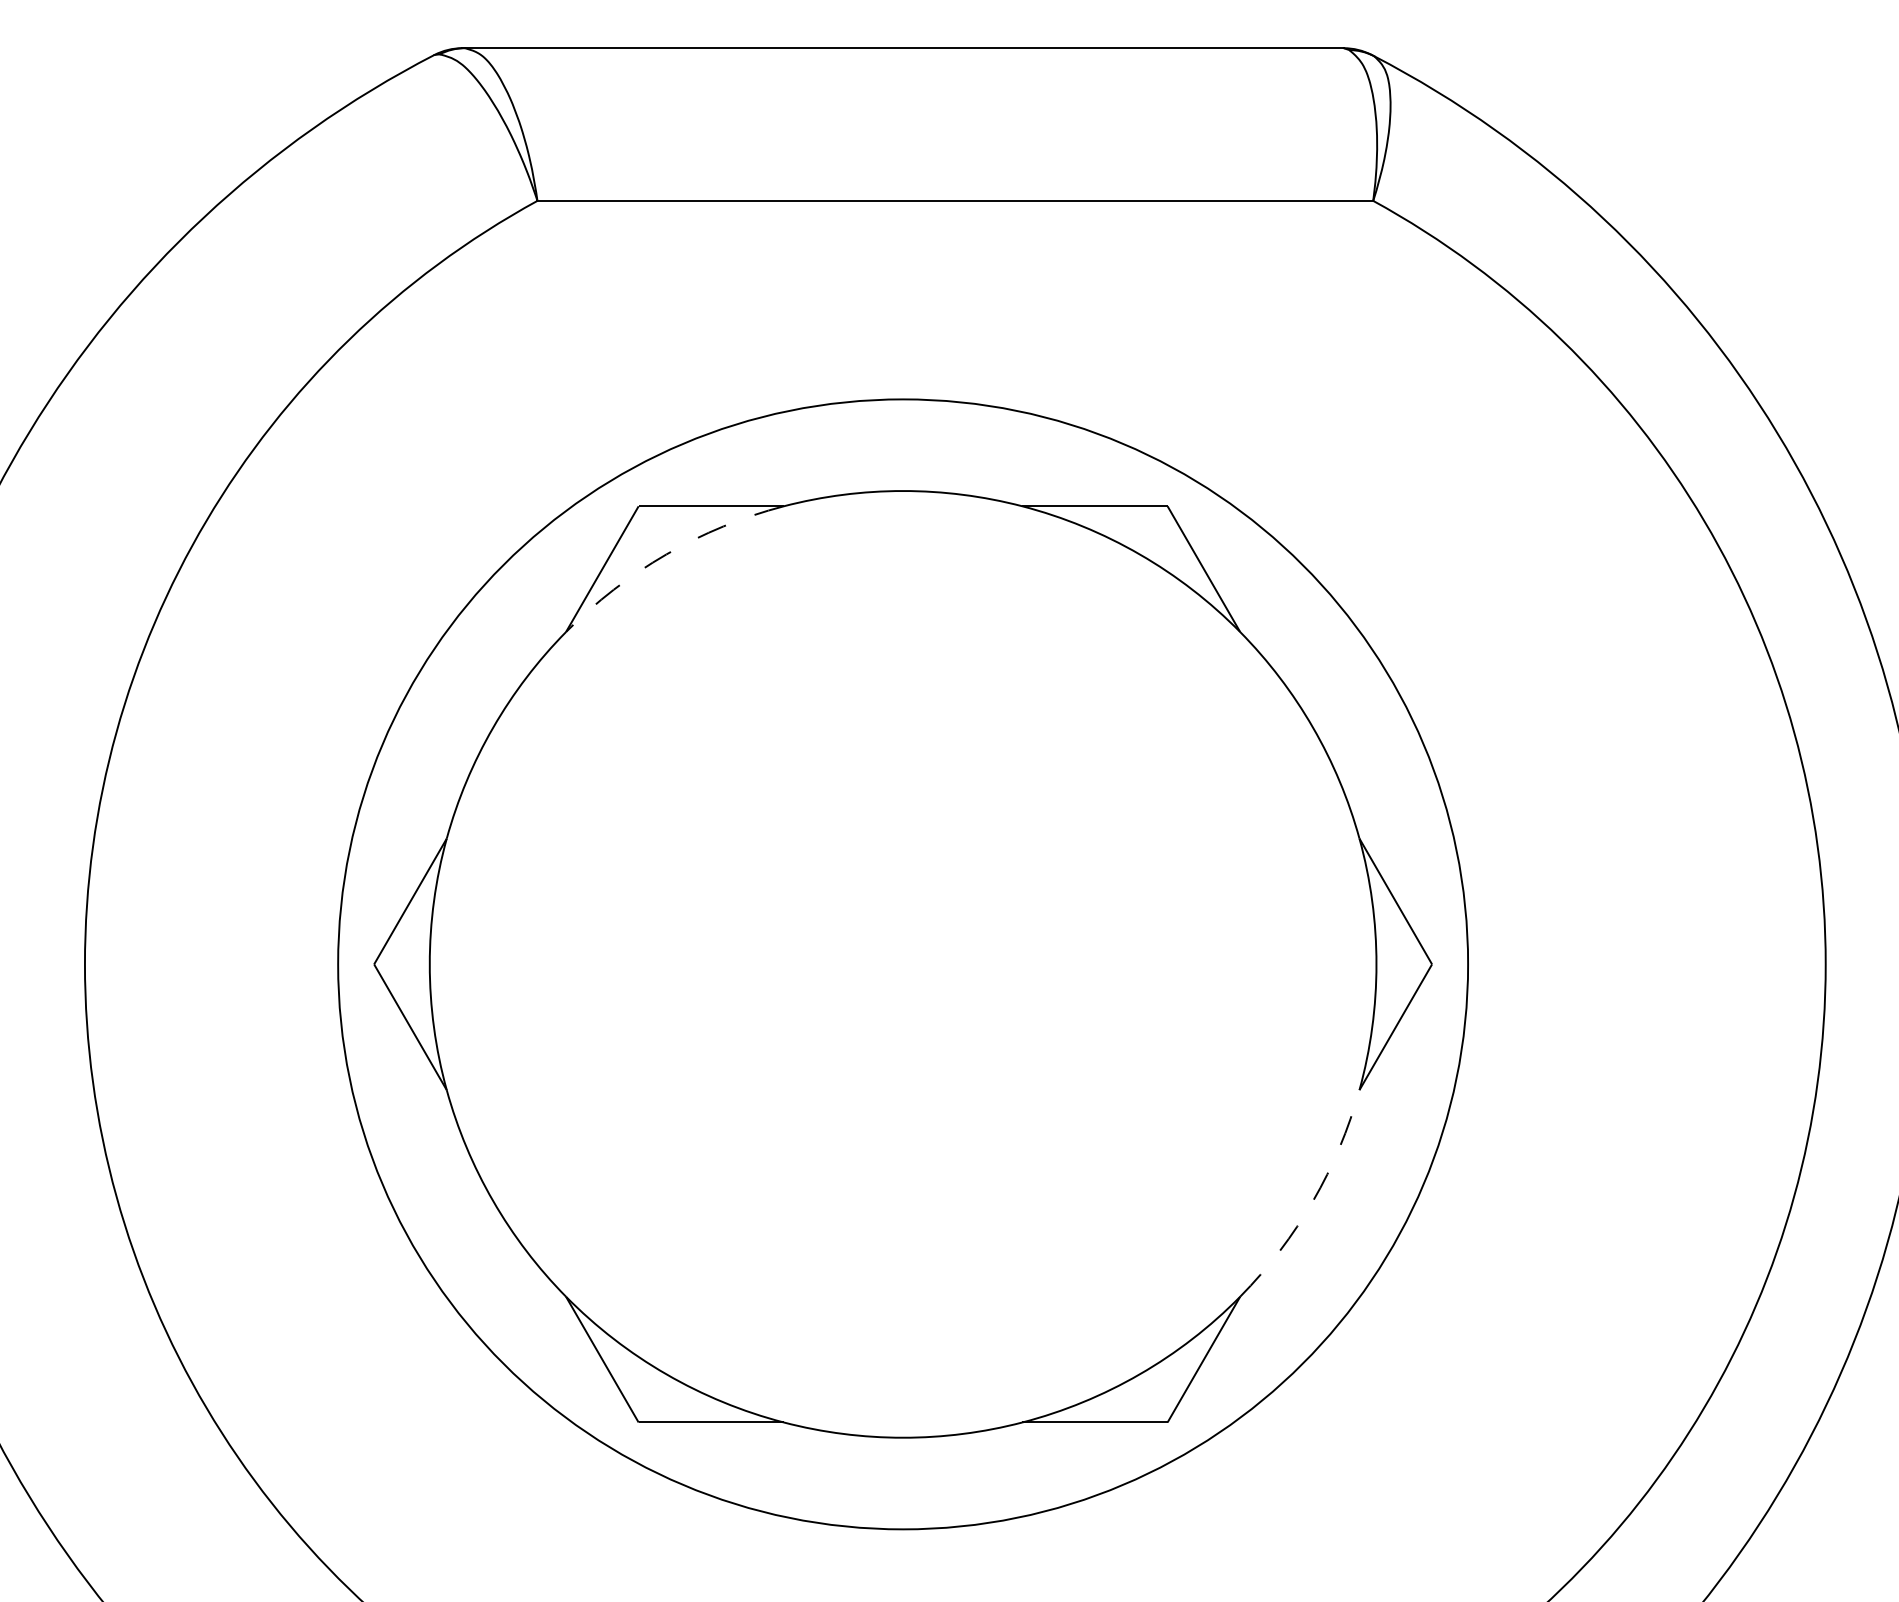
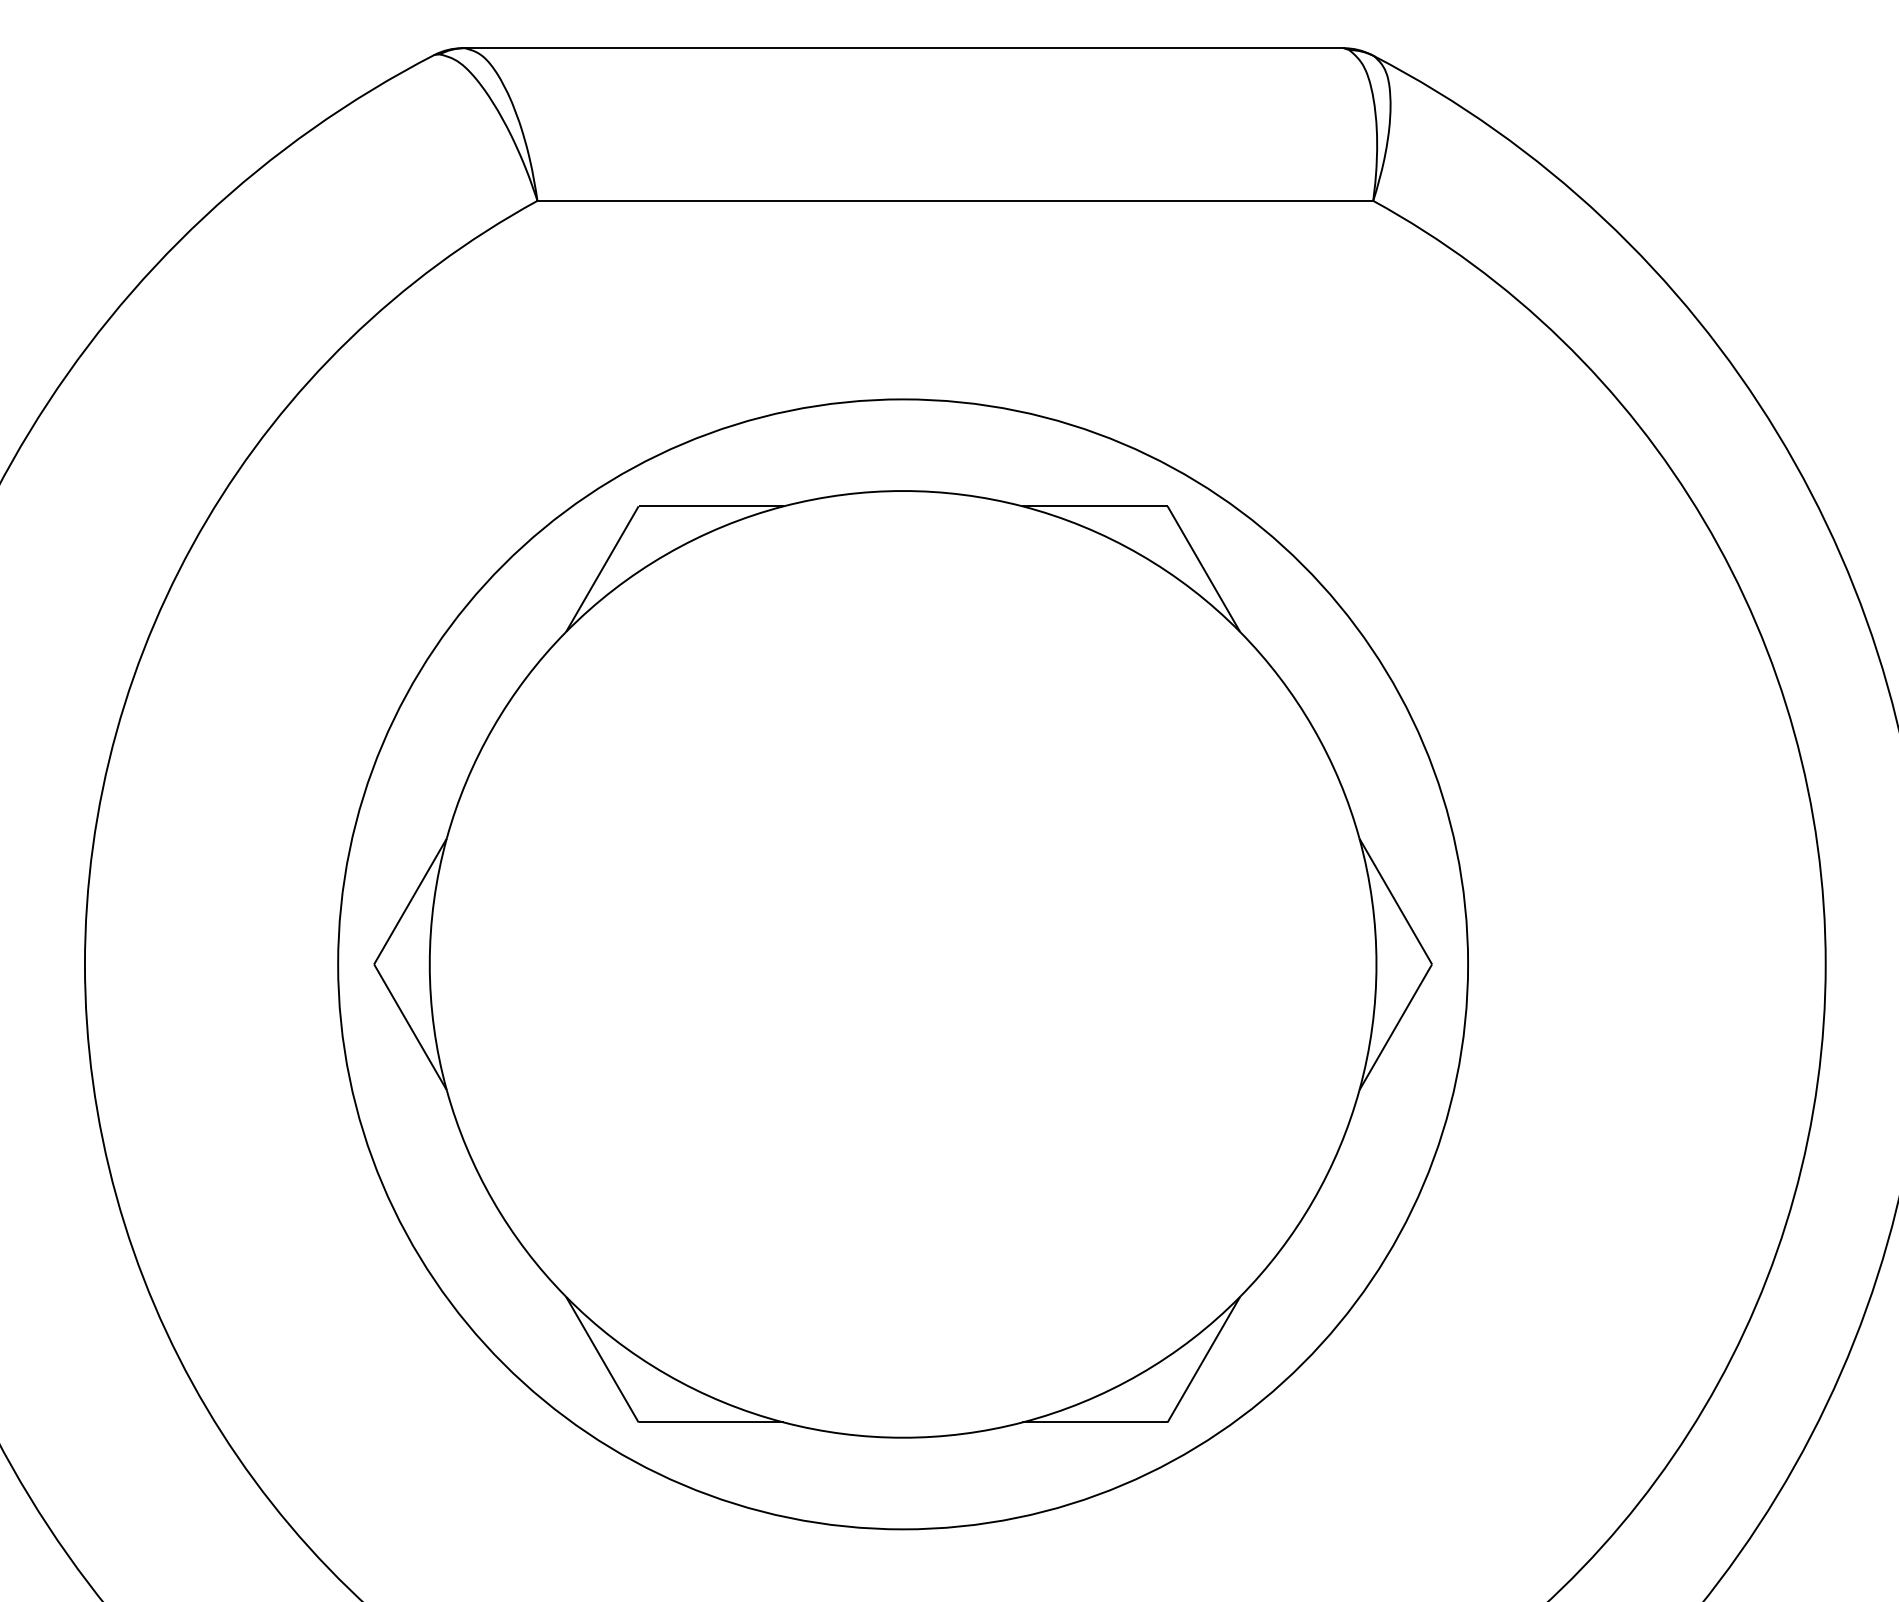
arc: dashed -> solid (666, 554)
arc: dashed -> solid (1313, 1201)
